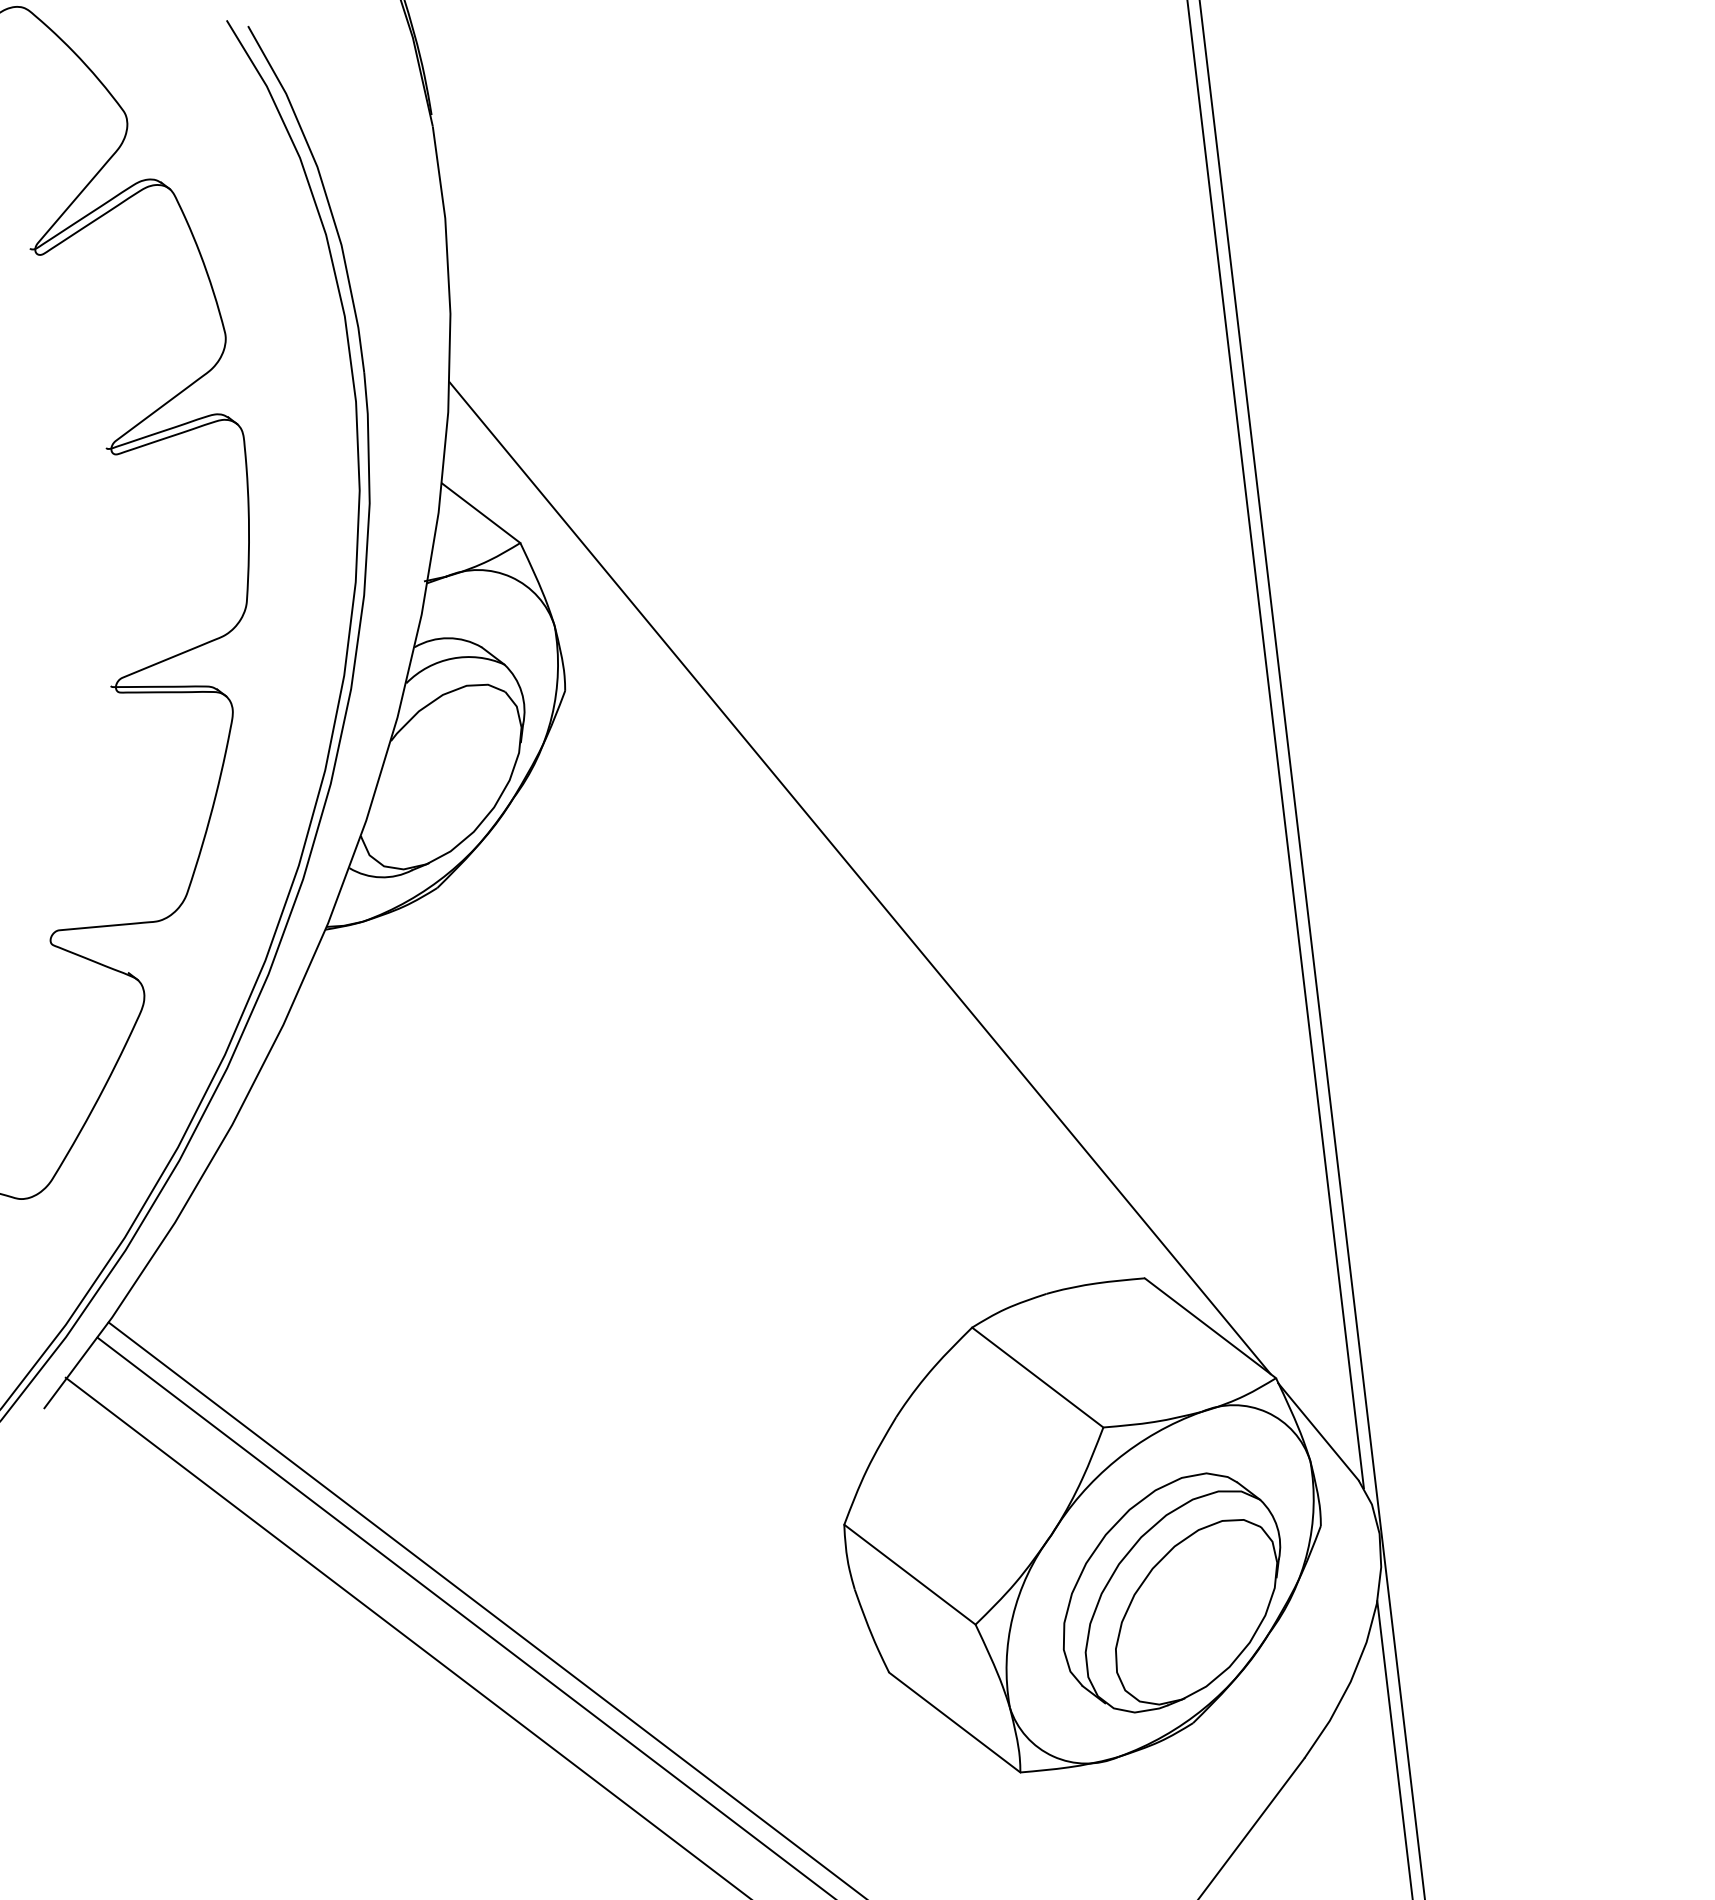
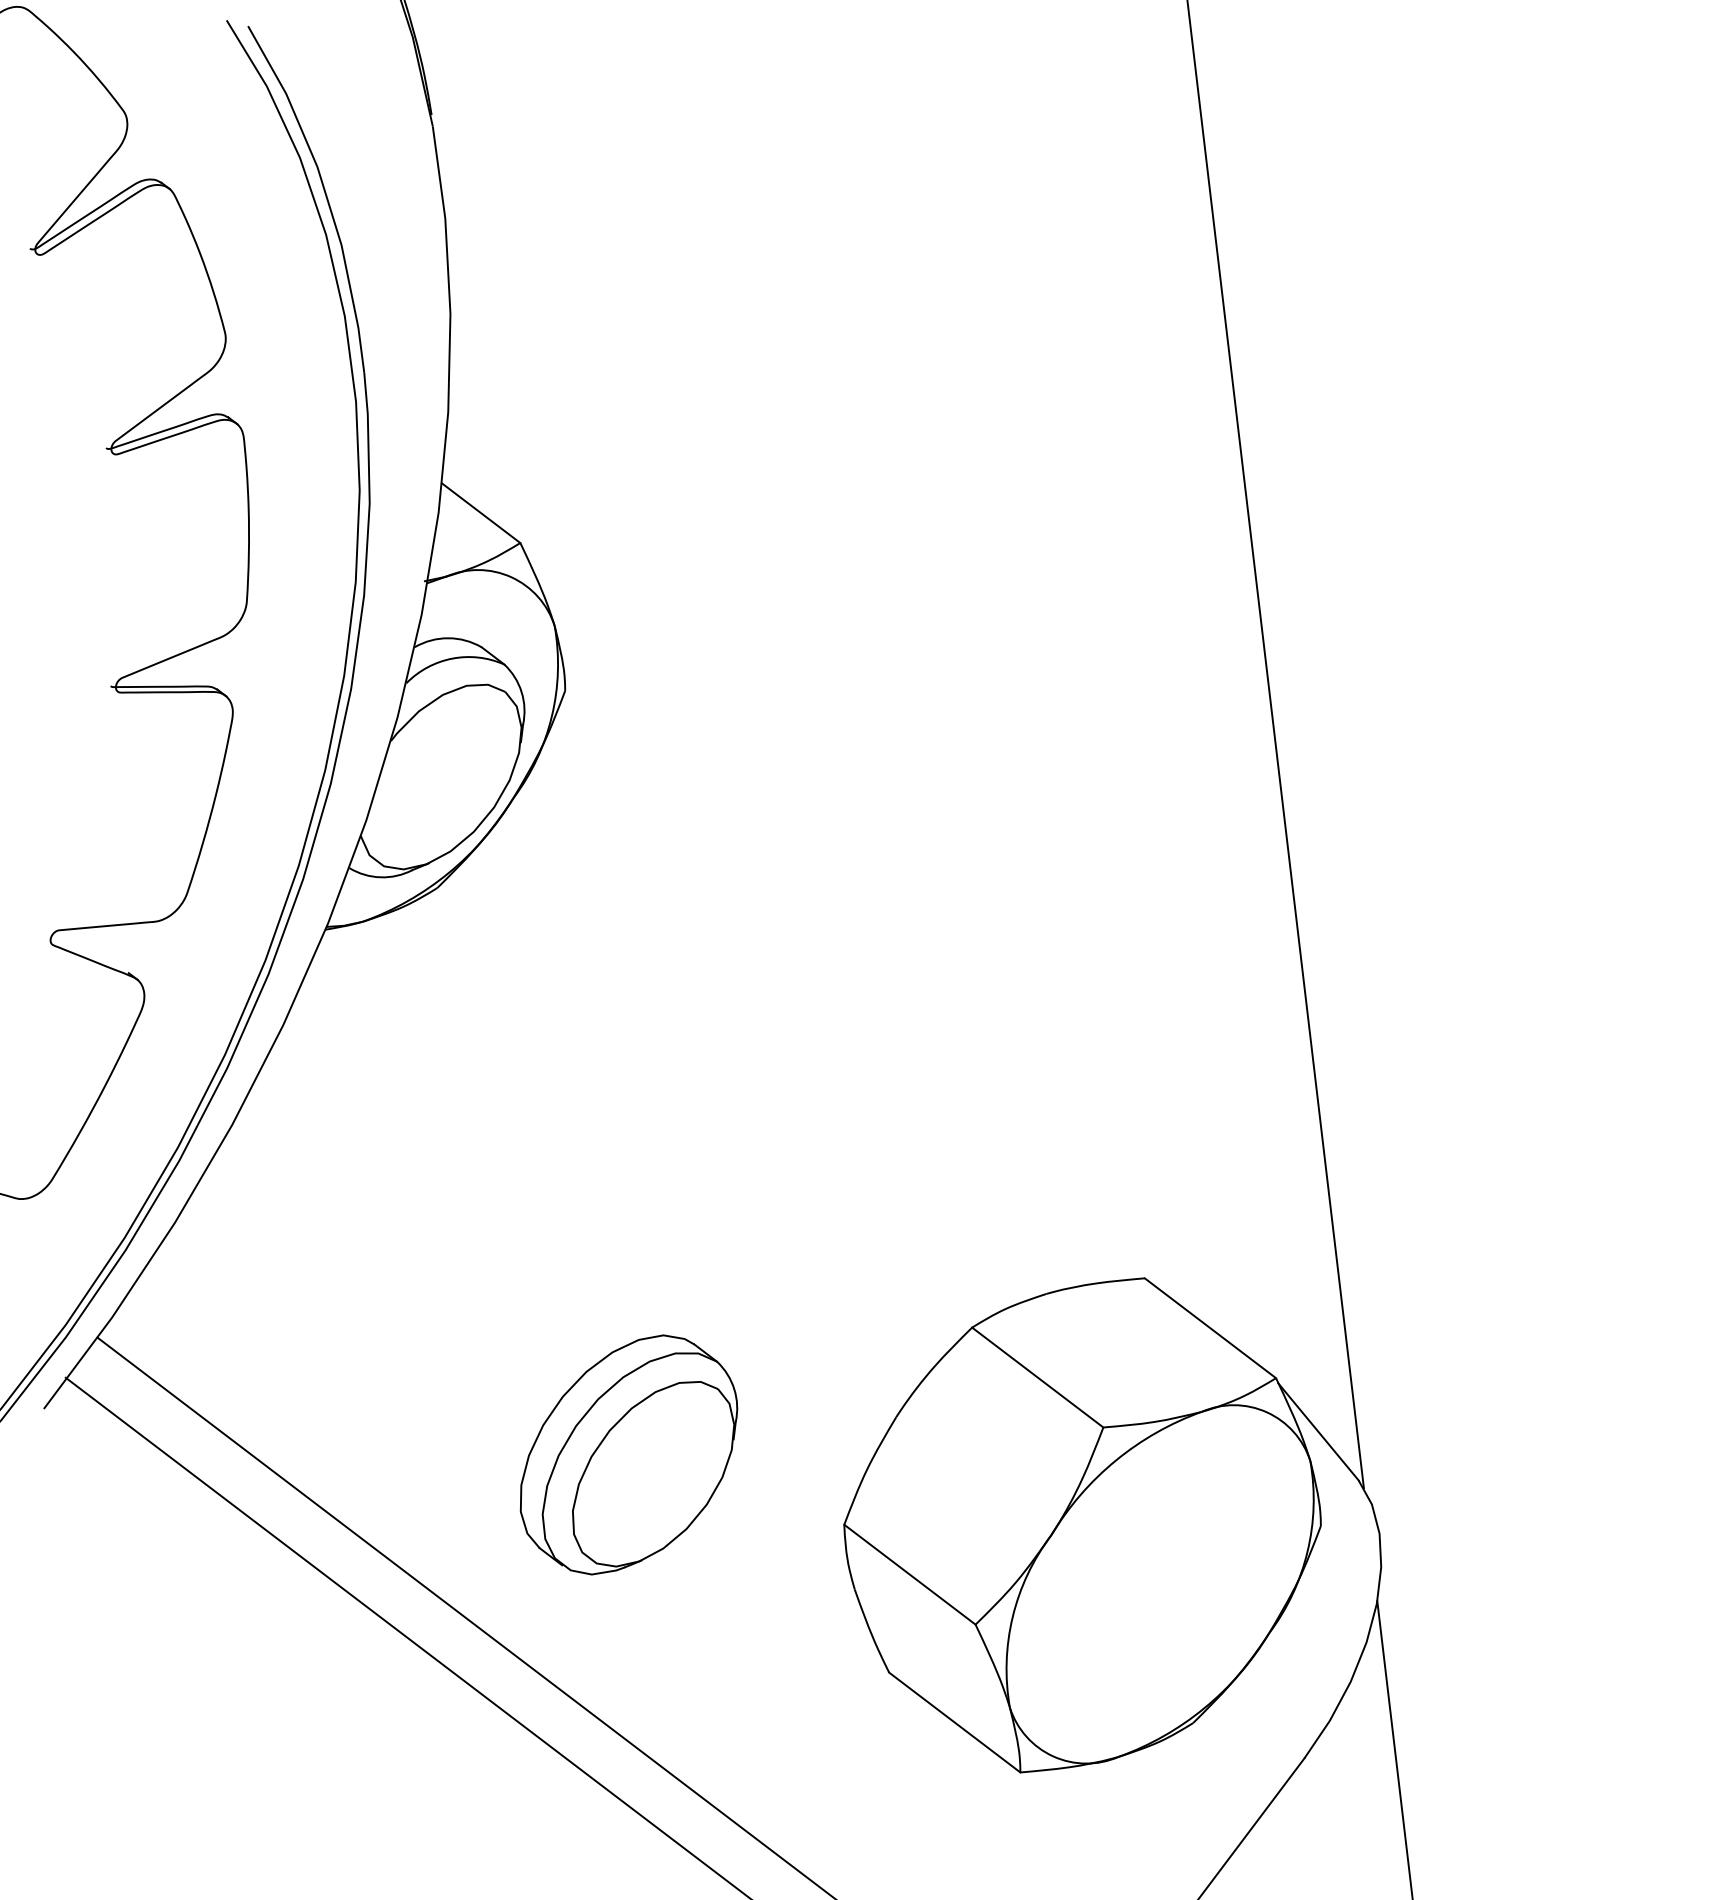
line: present -> none (859, 878)
line: present -> none (1311, 949)
part position: (1171, 1592) -> (628, 1454) (628, 1454)
line: present -> none (485, 1609)
